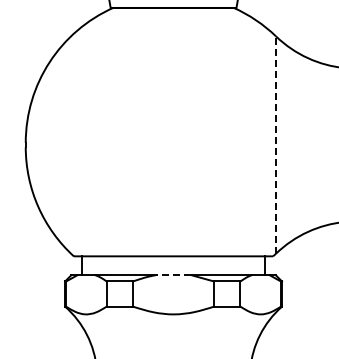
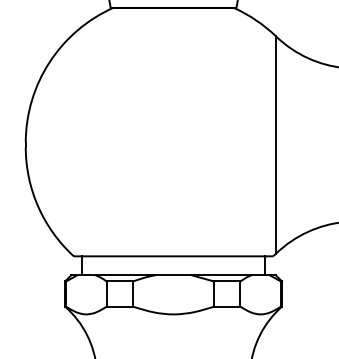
line: dashed -> solid (276, 145)
line: dashed -> solid (173, 275)
